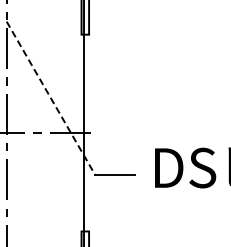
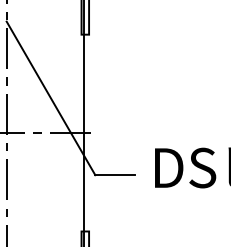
line: dashed -> solid (51, 98)
